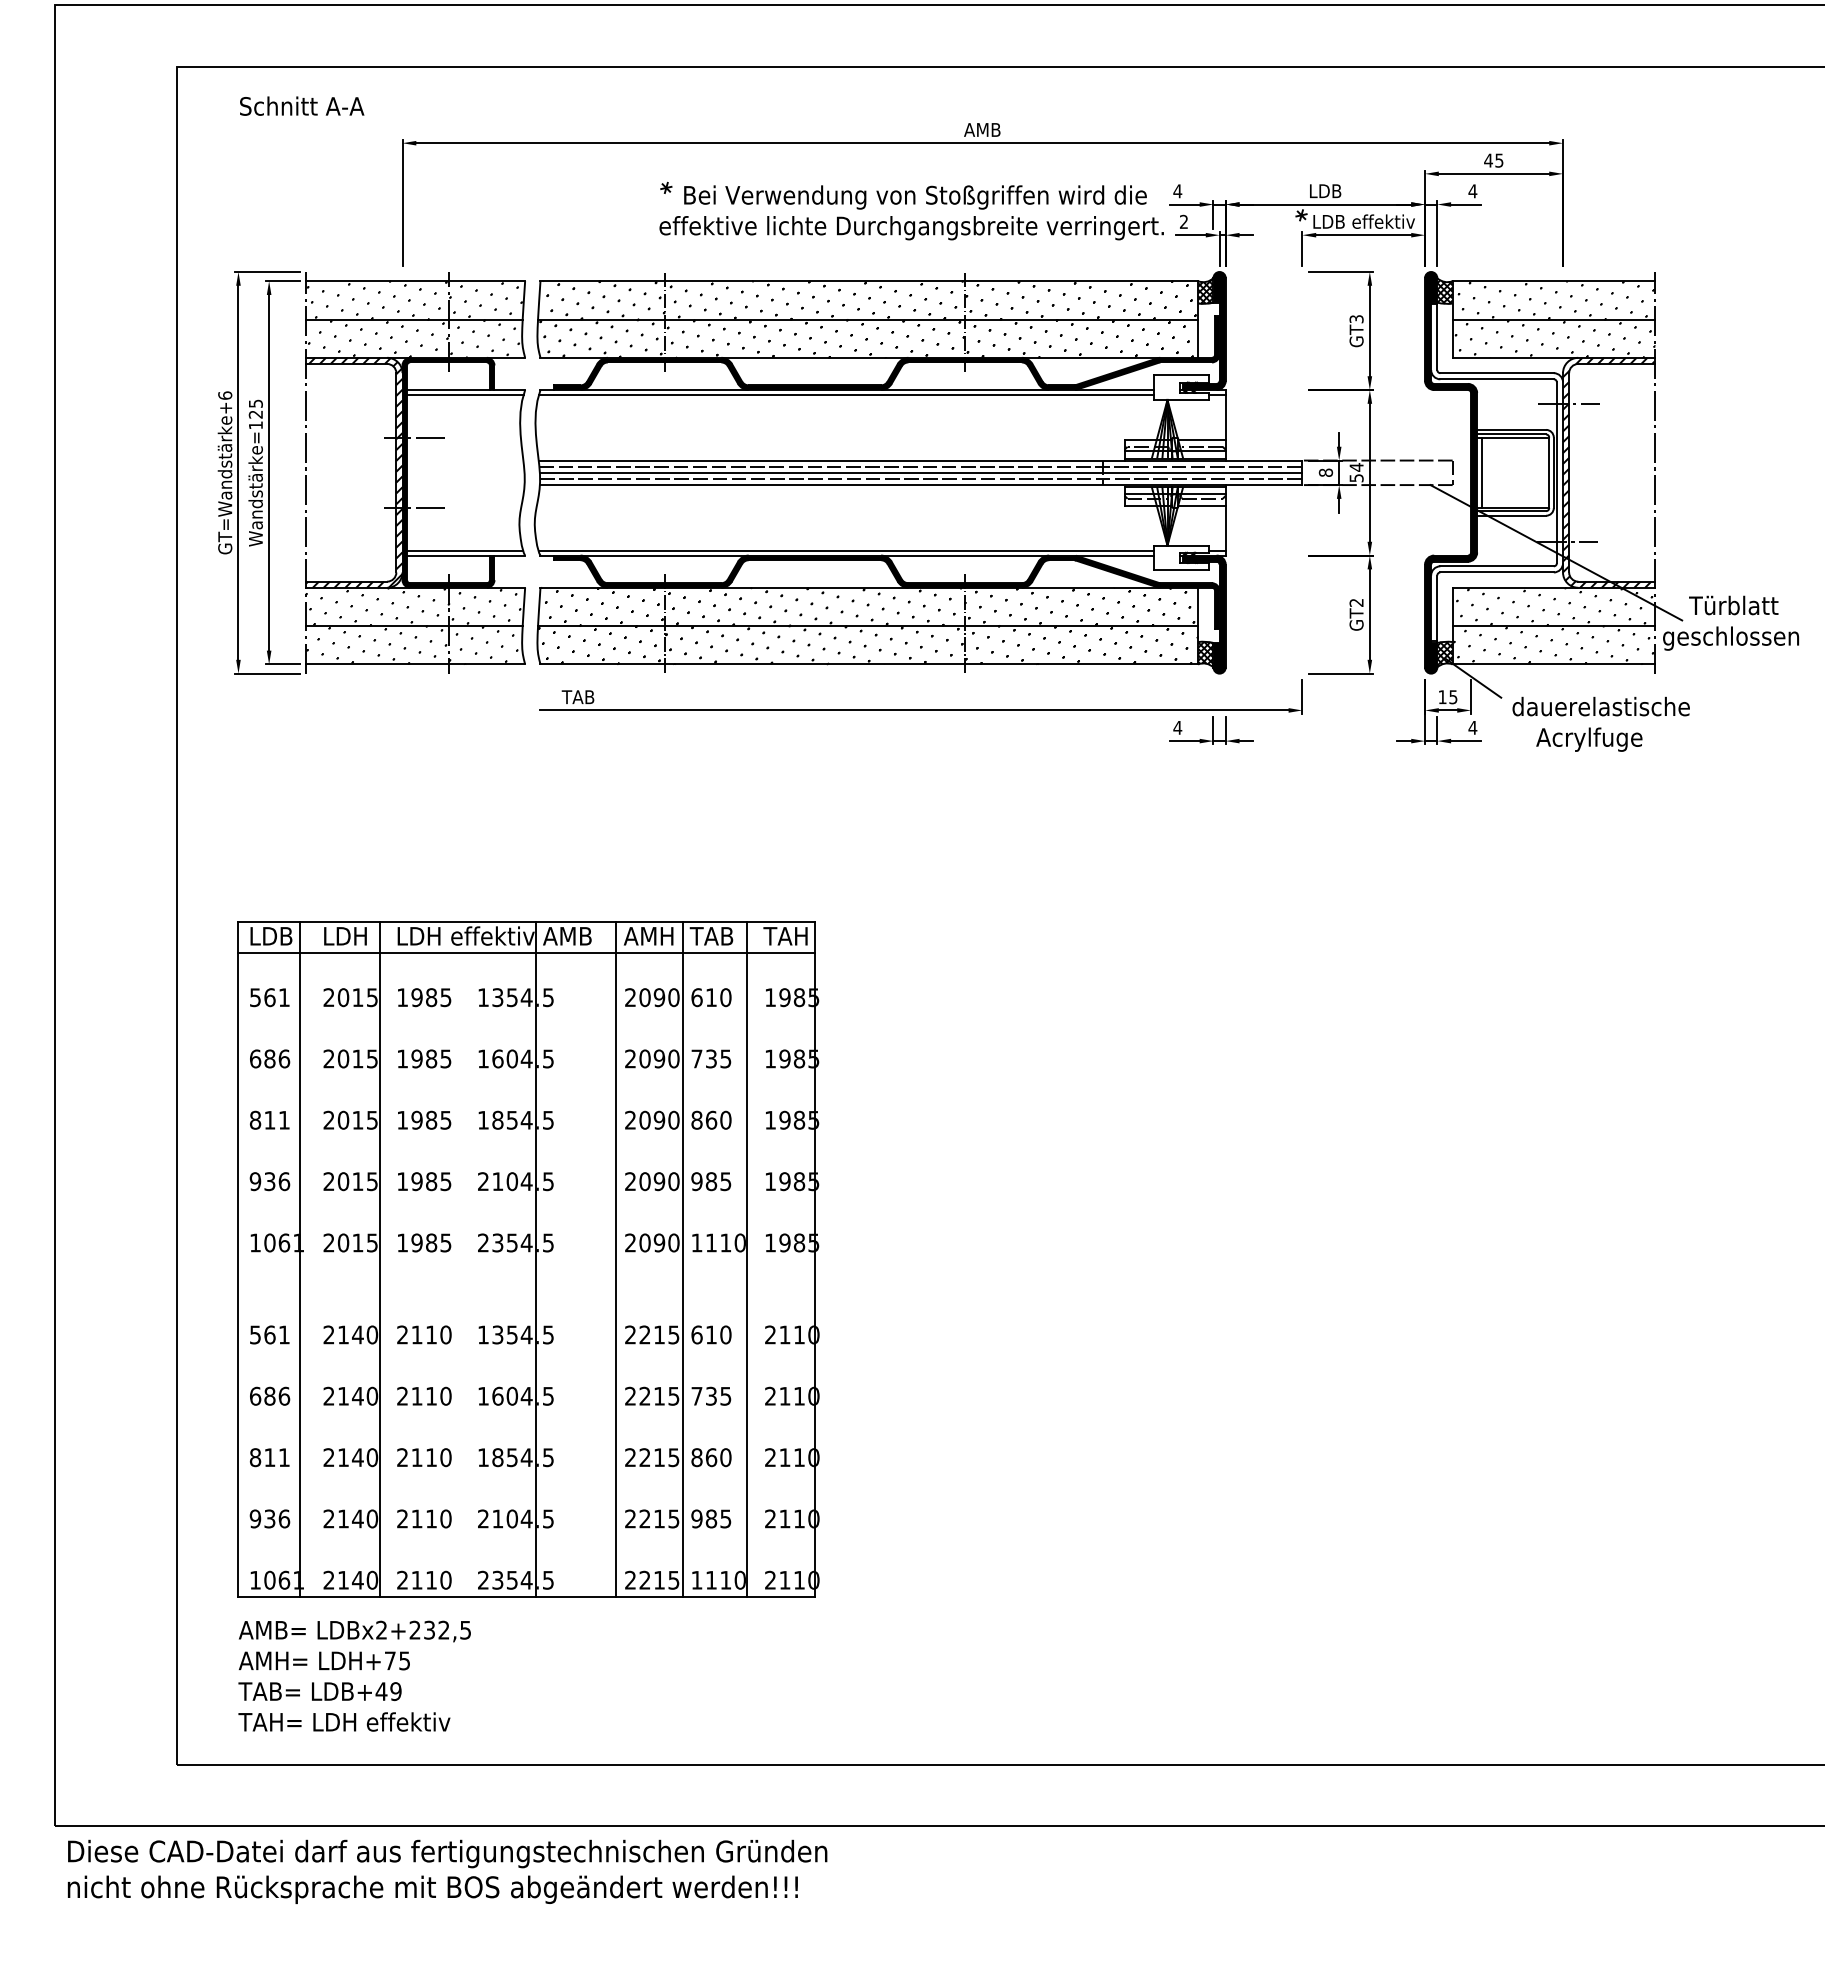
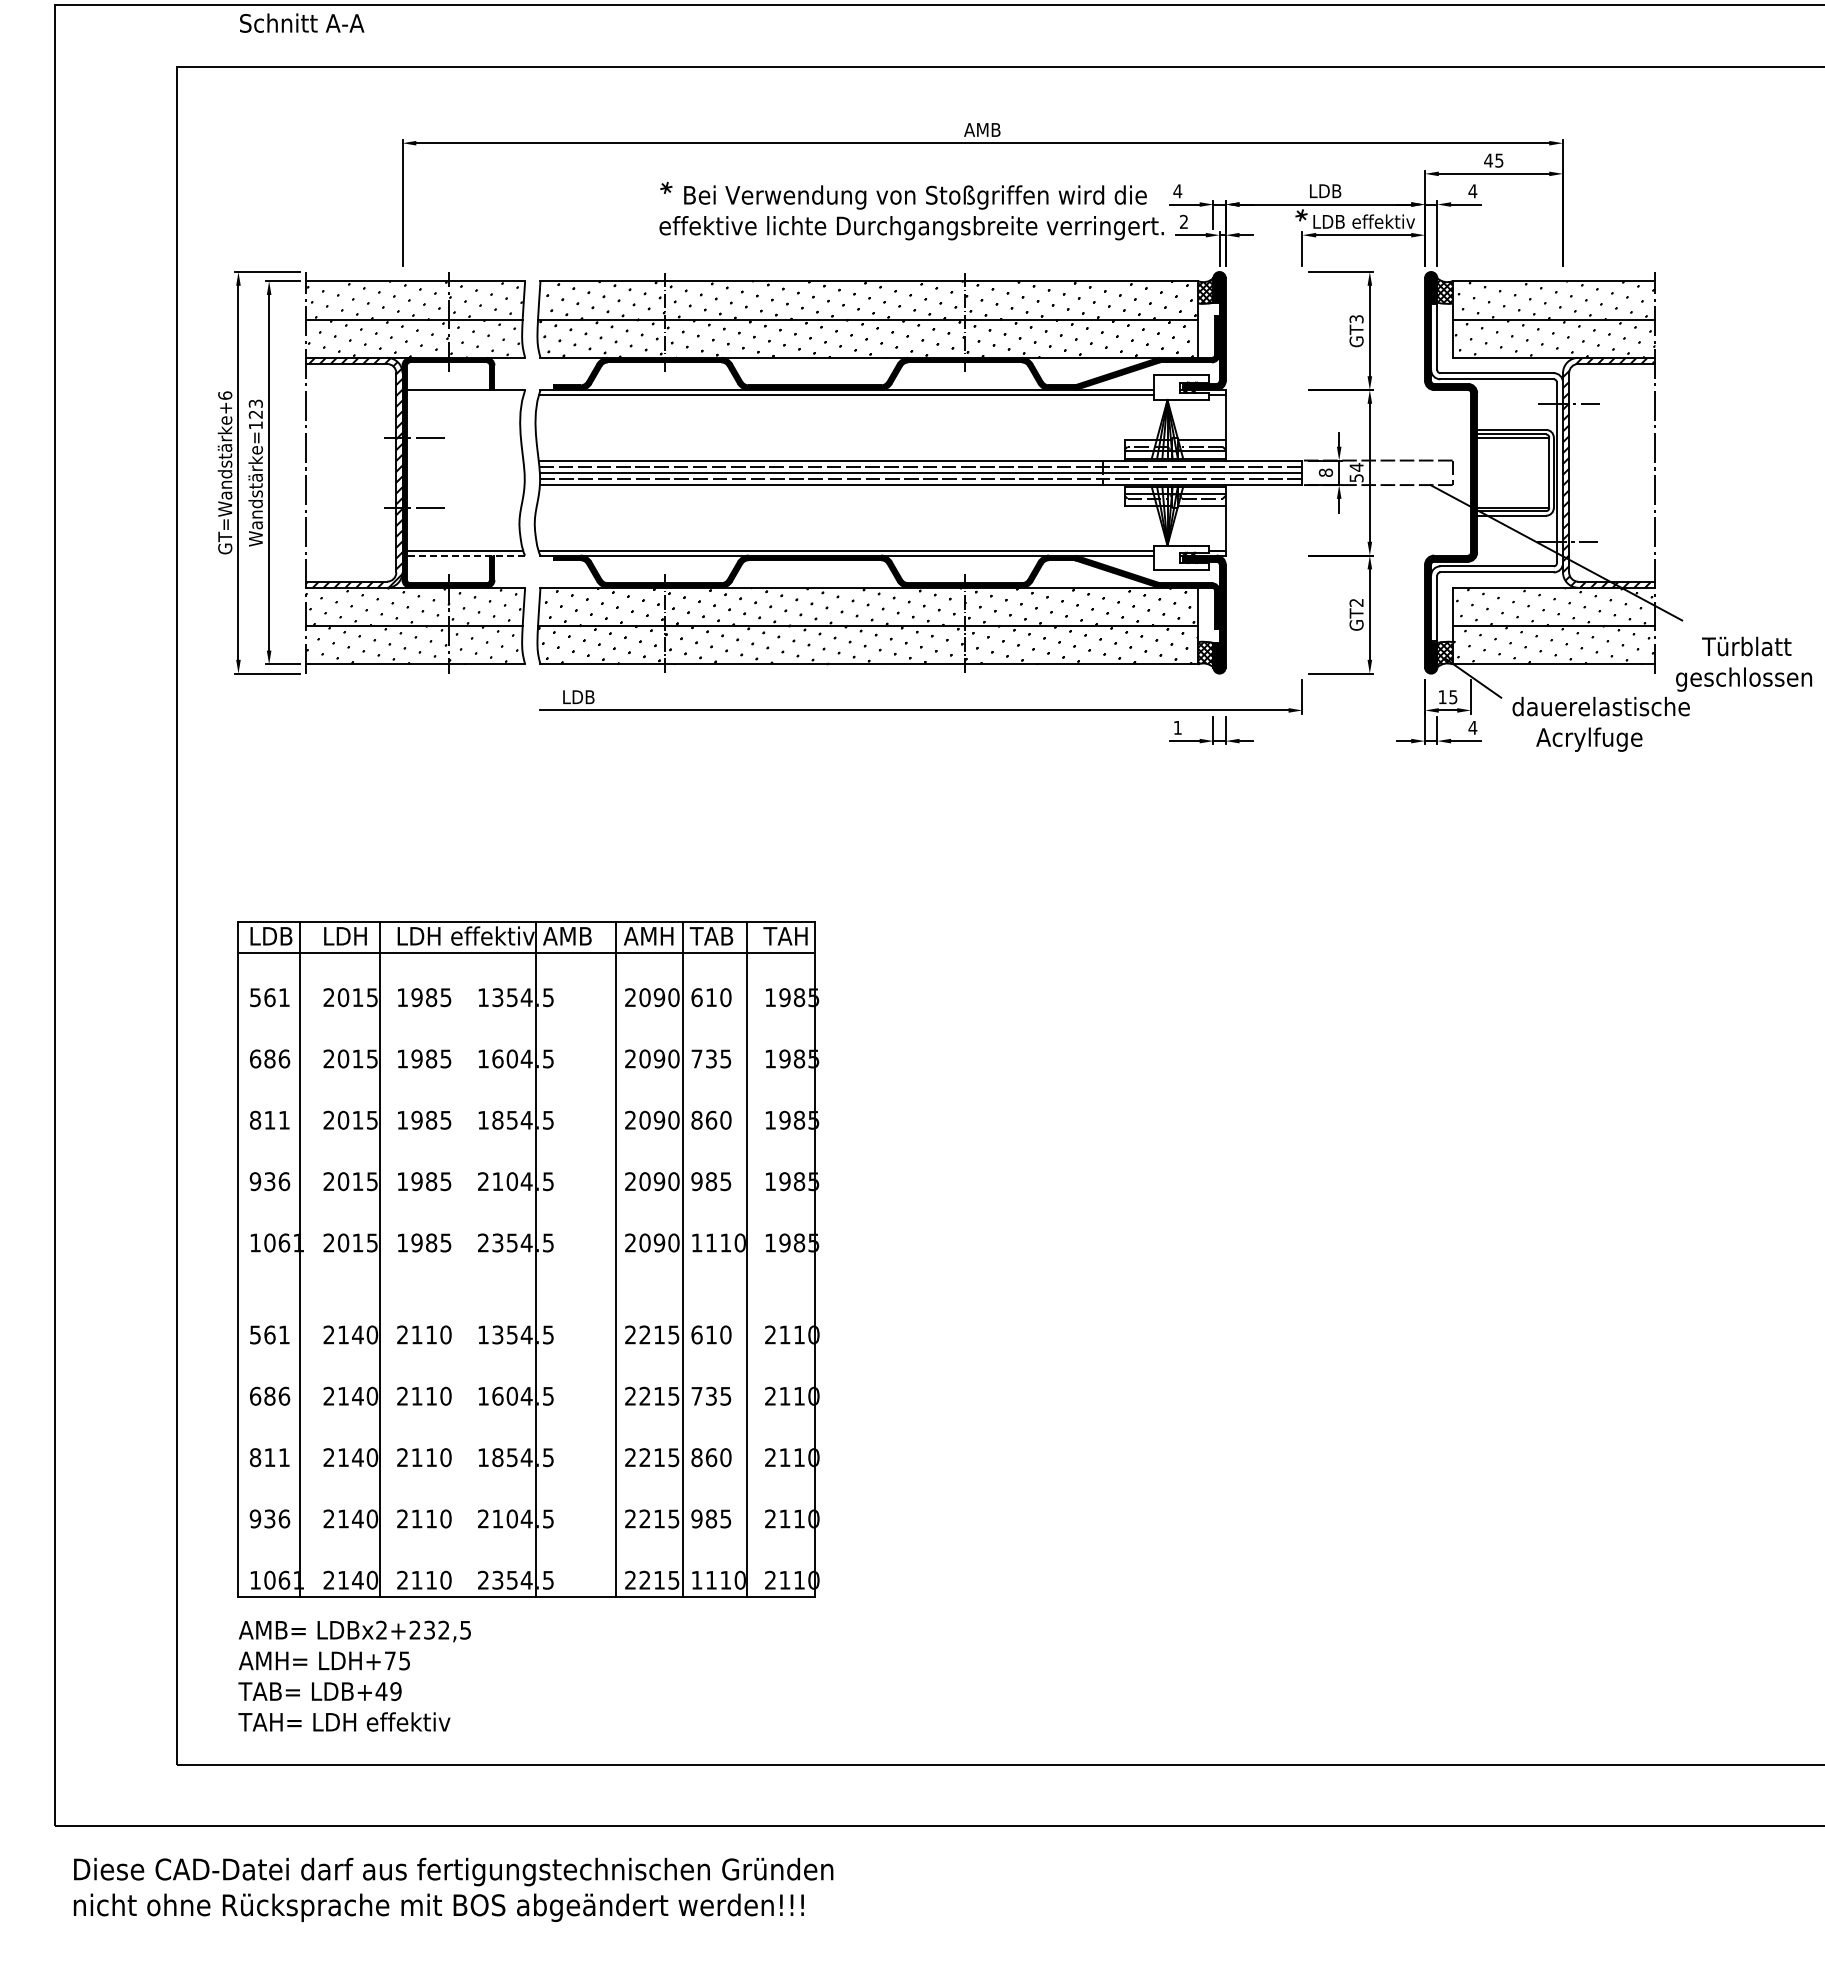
text position: (302, 105) -> (302, 22) (302, 22)
line: present -> none (465, 394)
text: Wandstärke=125 -> Wandstärke=123 (255, 403)
line: present -> none (1481, 472)
line: solid -> dashed (465, 555)
text position: (1730, 622) -> (1743, 663) (1743, 663)
text: TAB -> LDB (577, 697)
text: 4 -> 1 (1177, 727)
text position: (447, 1871) -> (453, 1889) (453, 1889)
